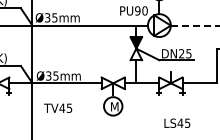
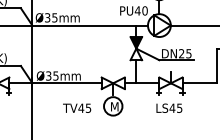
text: PU90 -> PU40 (137, 10)
line: dashed -> solid (195, 25)
text position: (58, 107) -> (77, 107) (77, 107)
text position: (177, 122) -> (169, 107) (169, 107)
